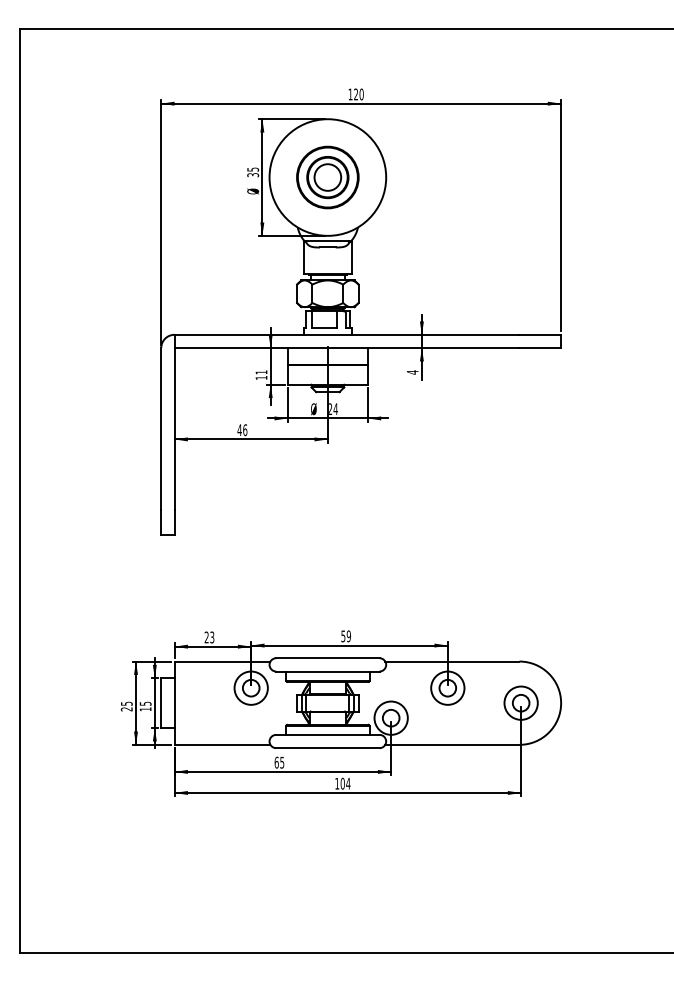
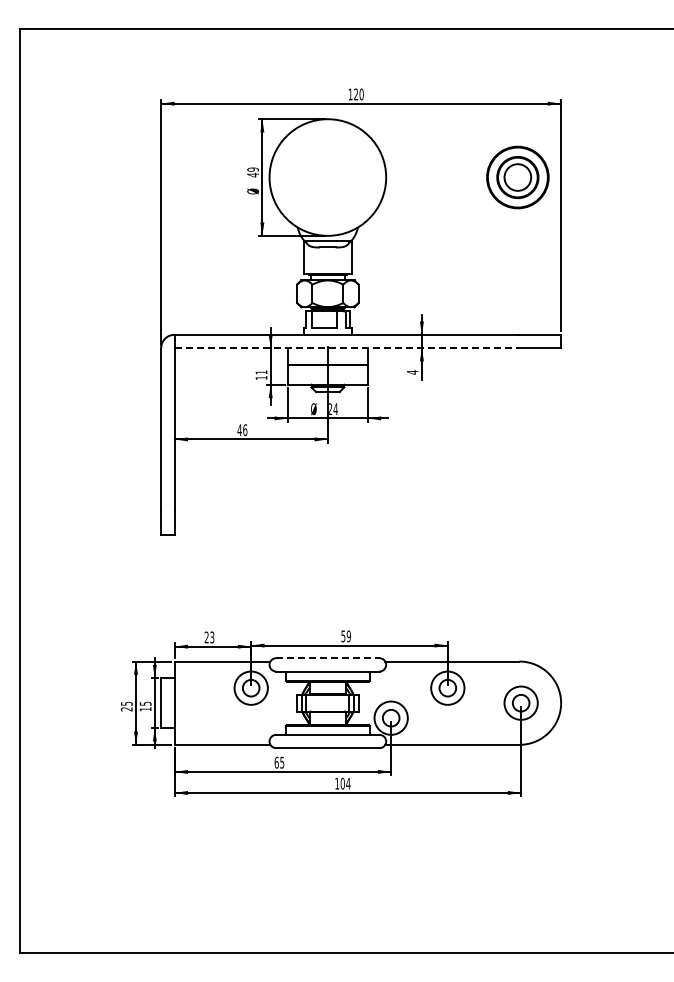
text: 35 -> 49 (253, 172)
part position: (327, 177) -> (517, 177) (517, 177)
line: solid -> dashed (347, 348)
line: solid -> dashed (327, 658)
